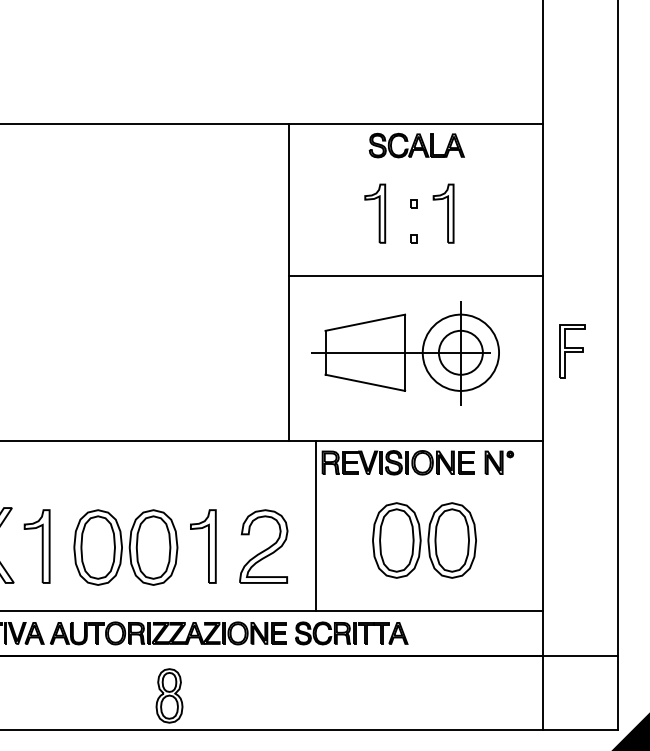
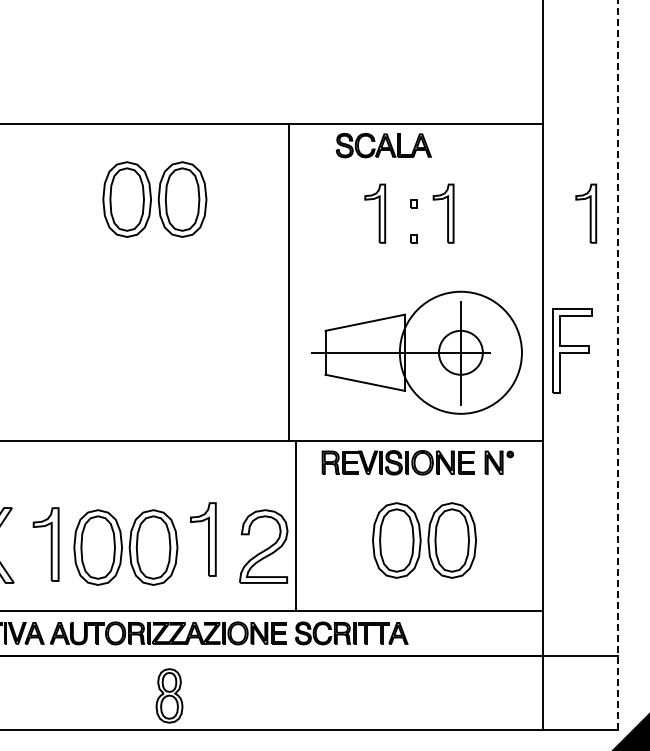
part position: (416, 145) -> (383, 145) (383, 145)
part: none -> present (154, 199)
part: none -> present (586, 213)
line: present -> none (415, 275)
part size: 27x55 px -> 41x86 px (572, 350)
circle diameter: 76 px -> 122 px (460, 352)
line: solid -> dashed (618, 365)
line position: (315, 525) -> (295, 525) (295, 525)
part position: (36, 546) -> (45, 544) (45, 544)
part position: (203, 546) -> (203, 539) (203, 539)
